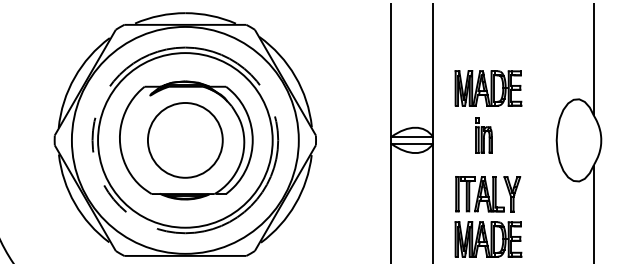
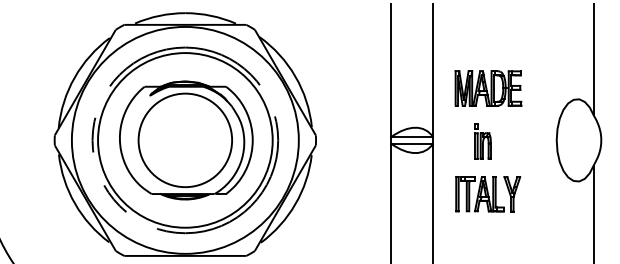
part position: (483, 135) -> (482, 141) (482, 141)
circle diameter: 75 px -> 94 px (185, 140)
part: present -> none (488, 239)
